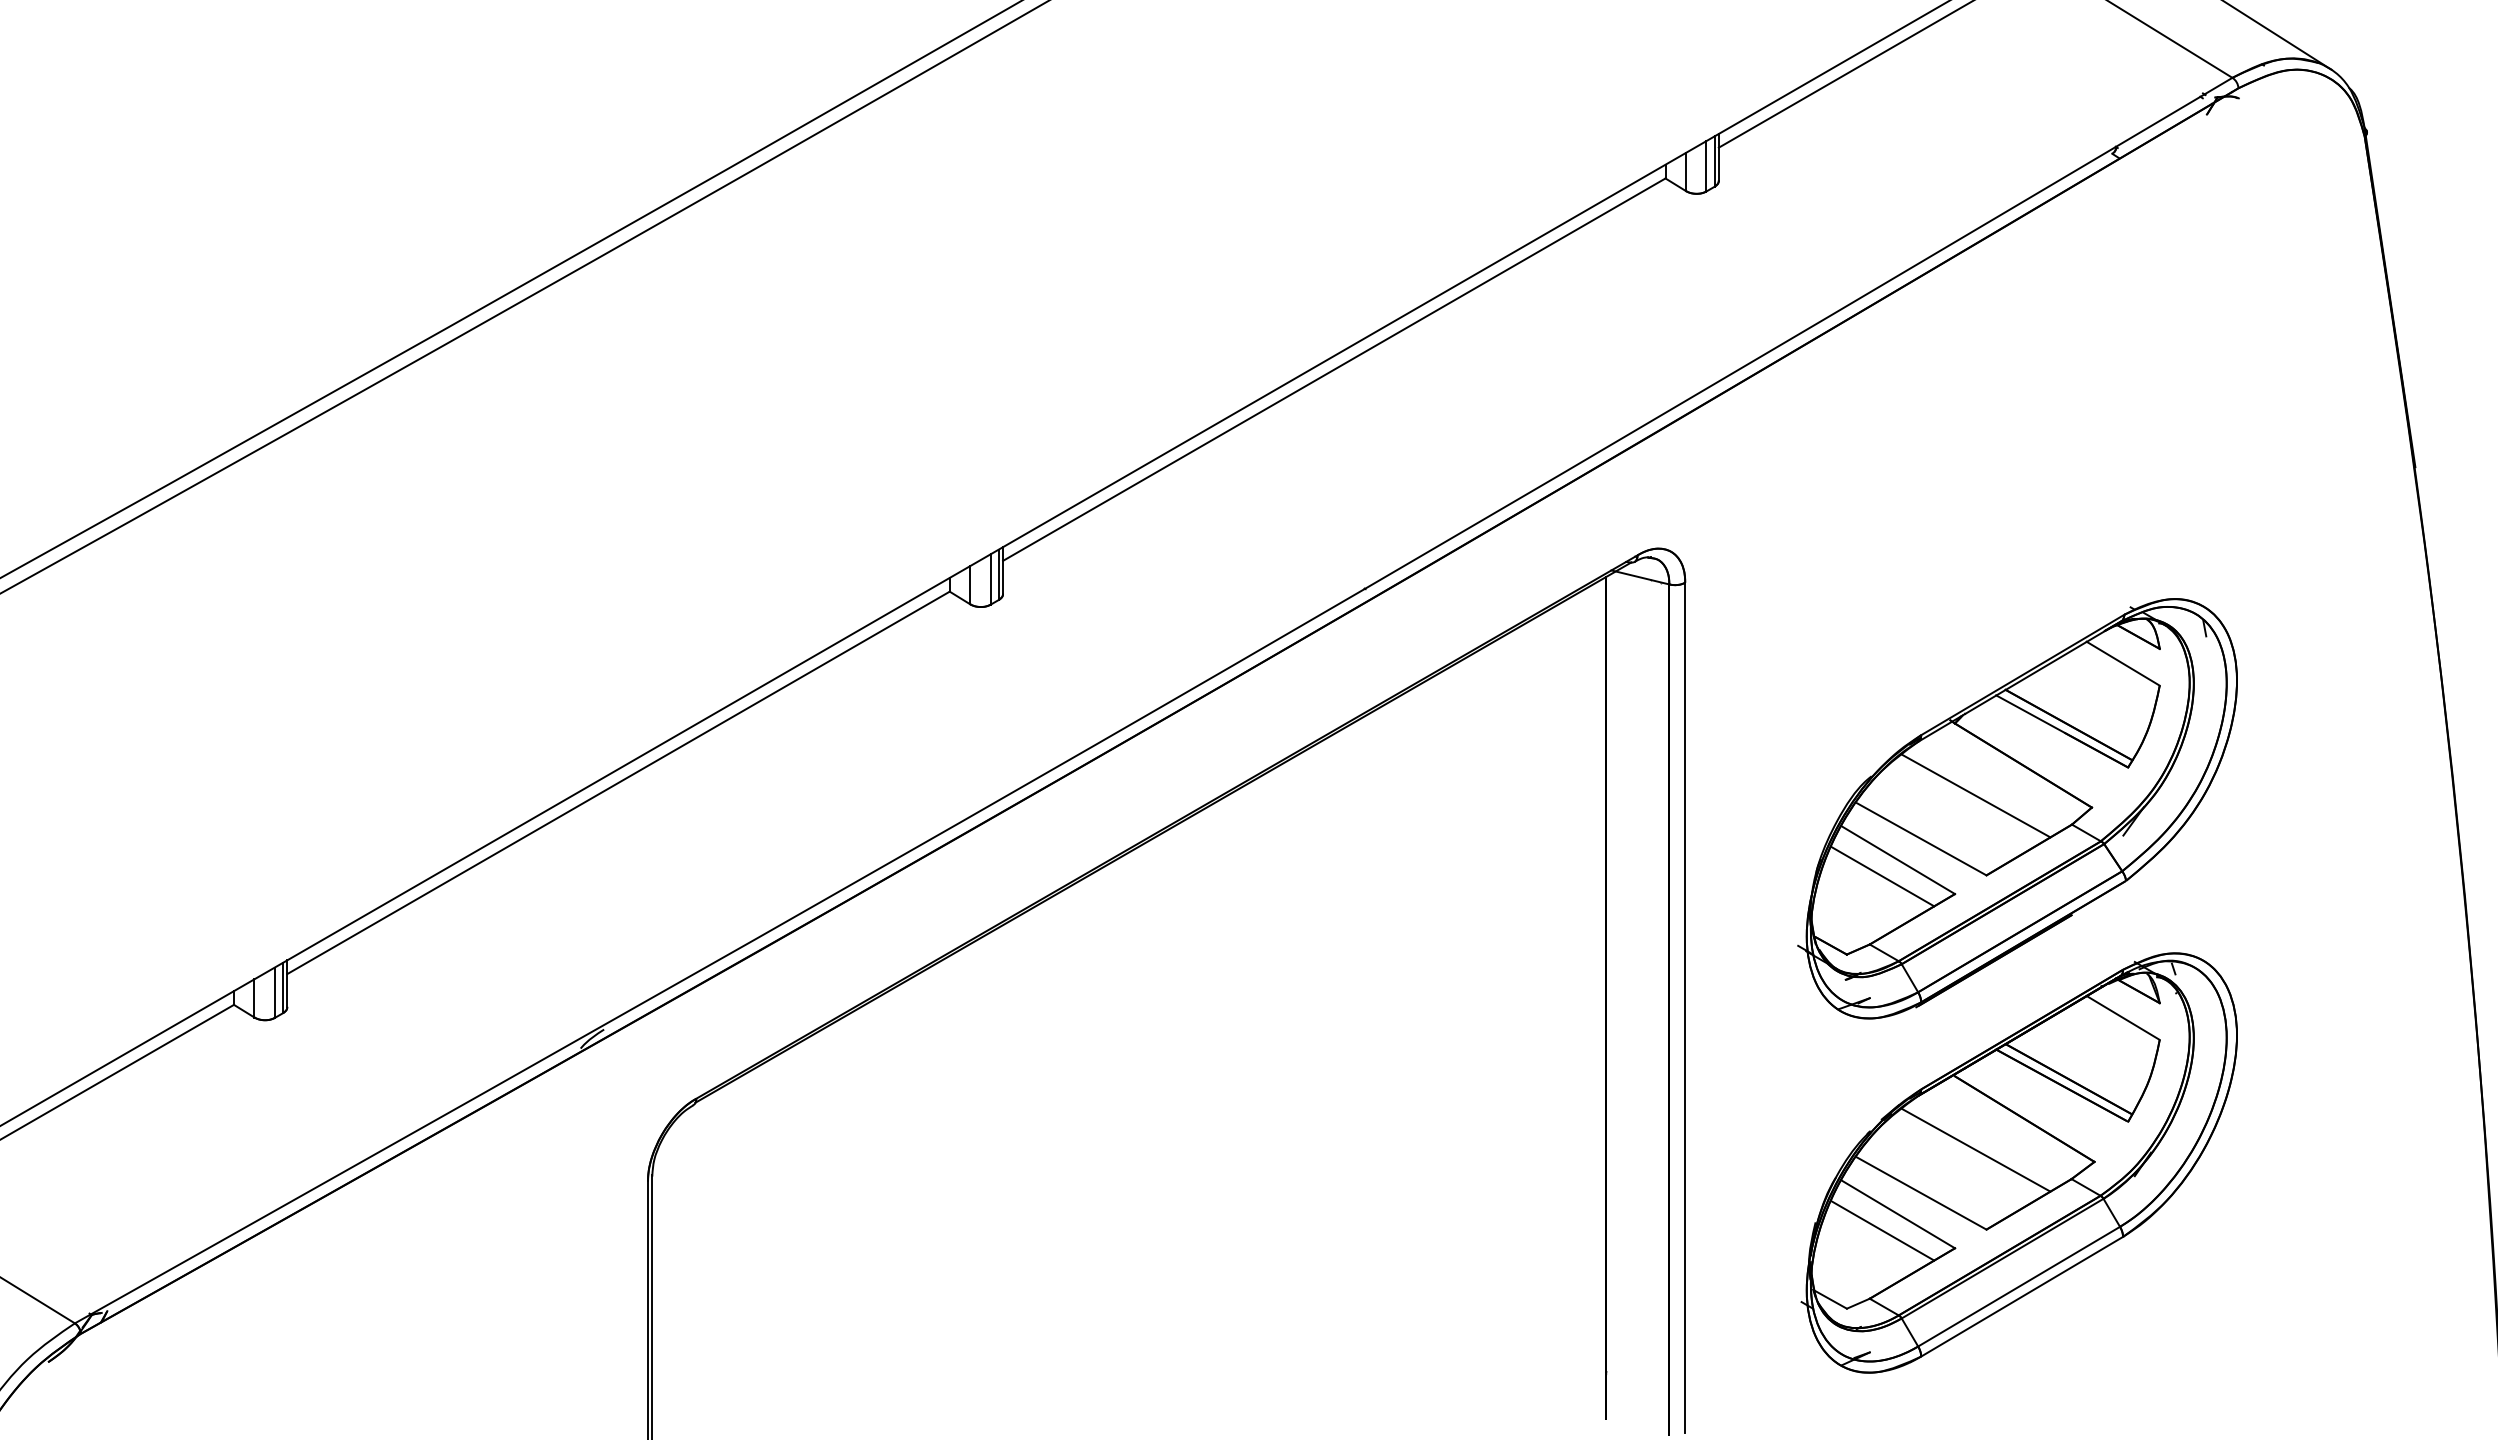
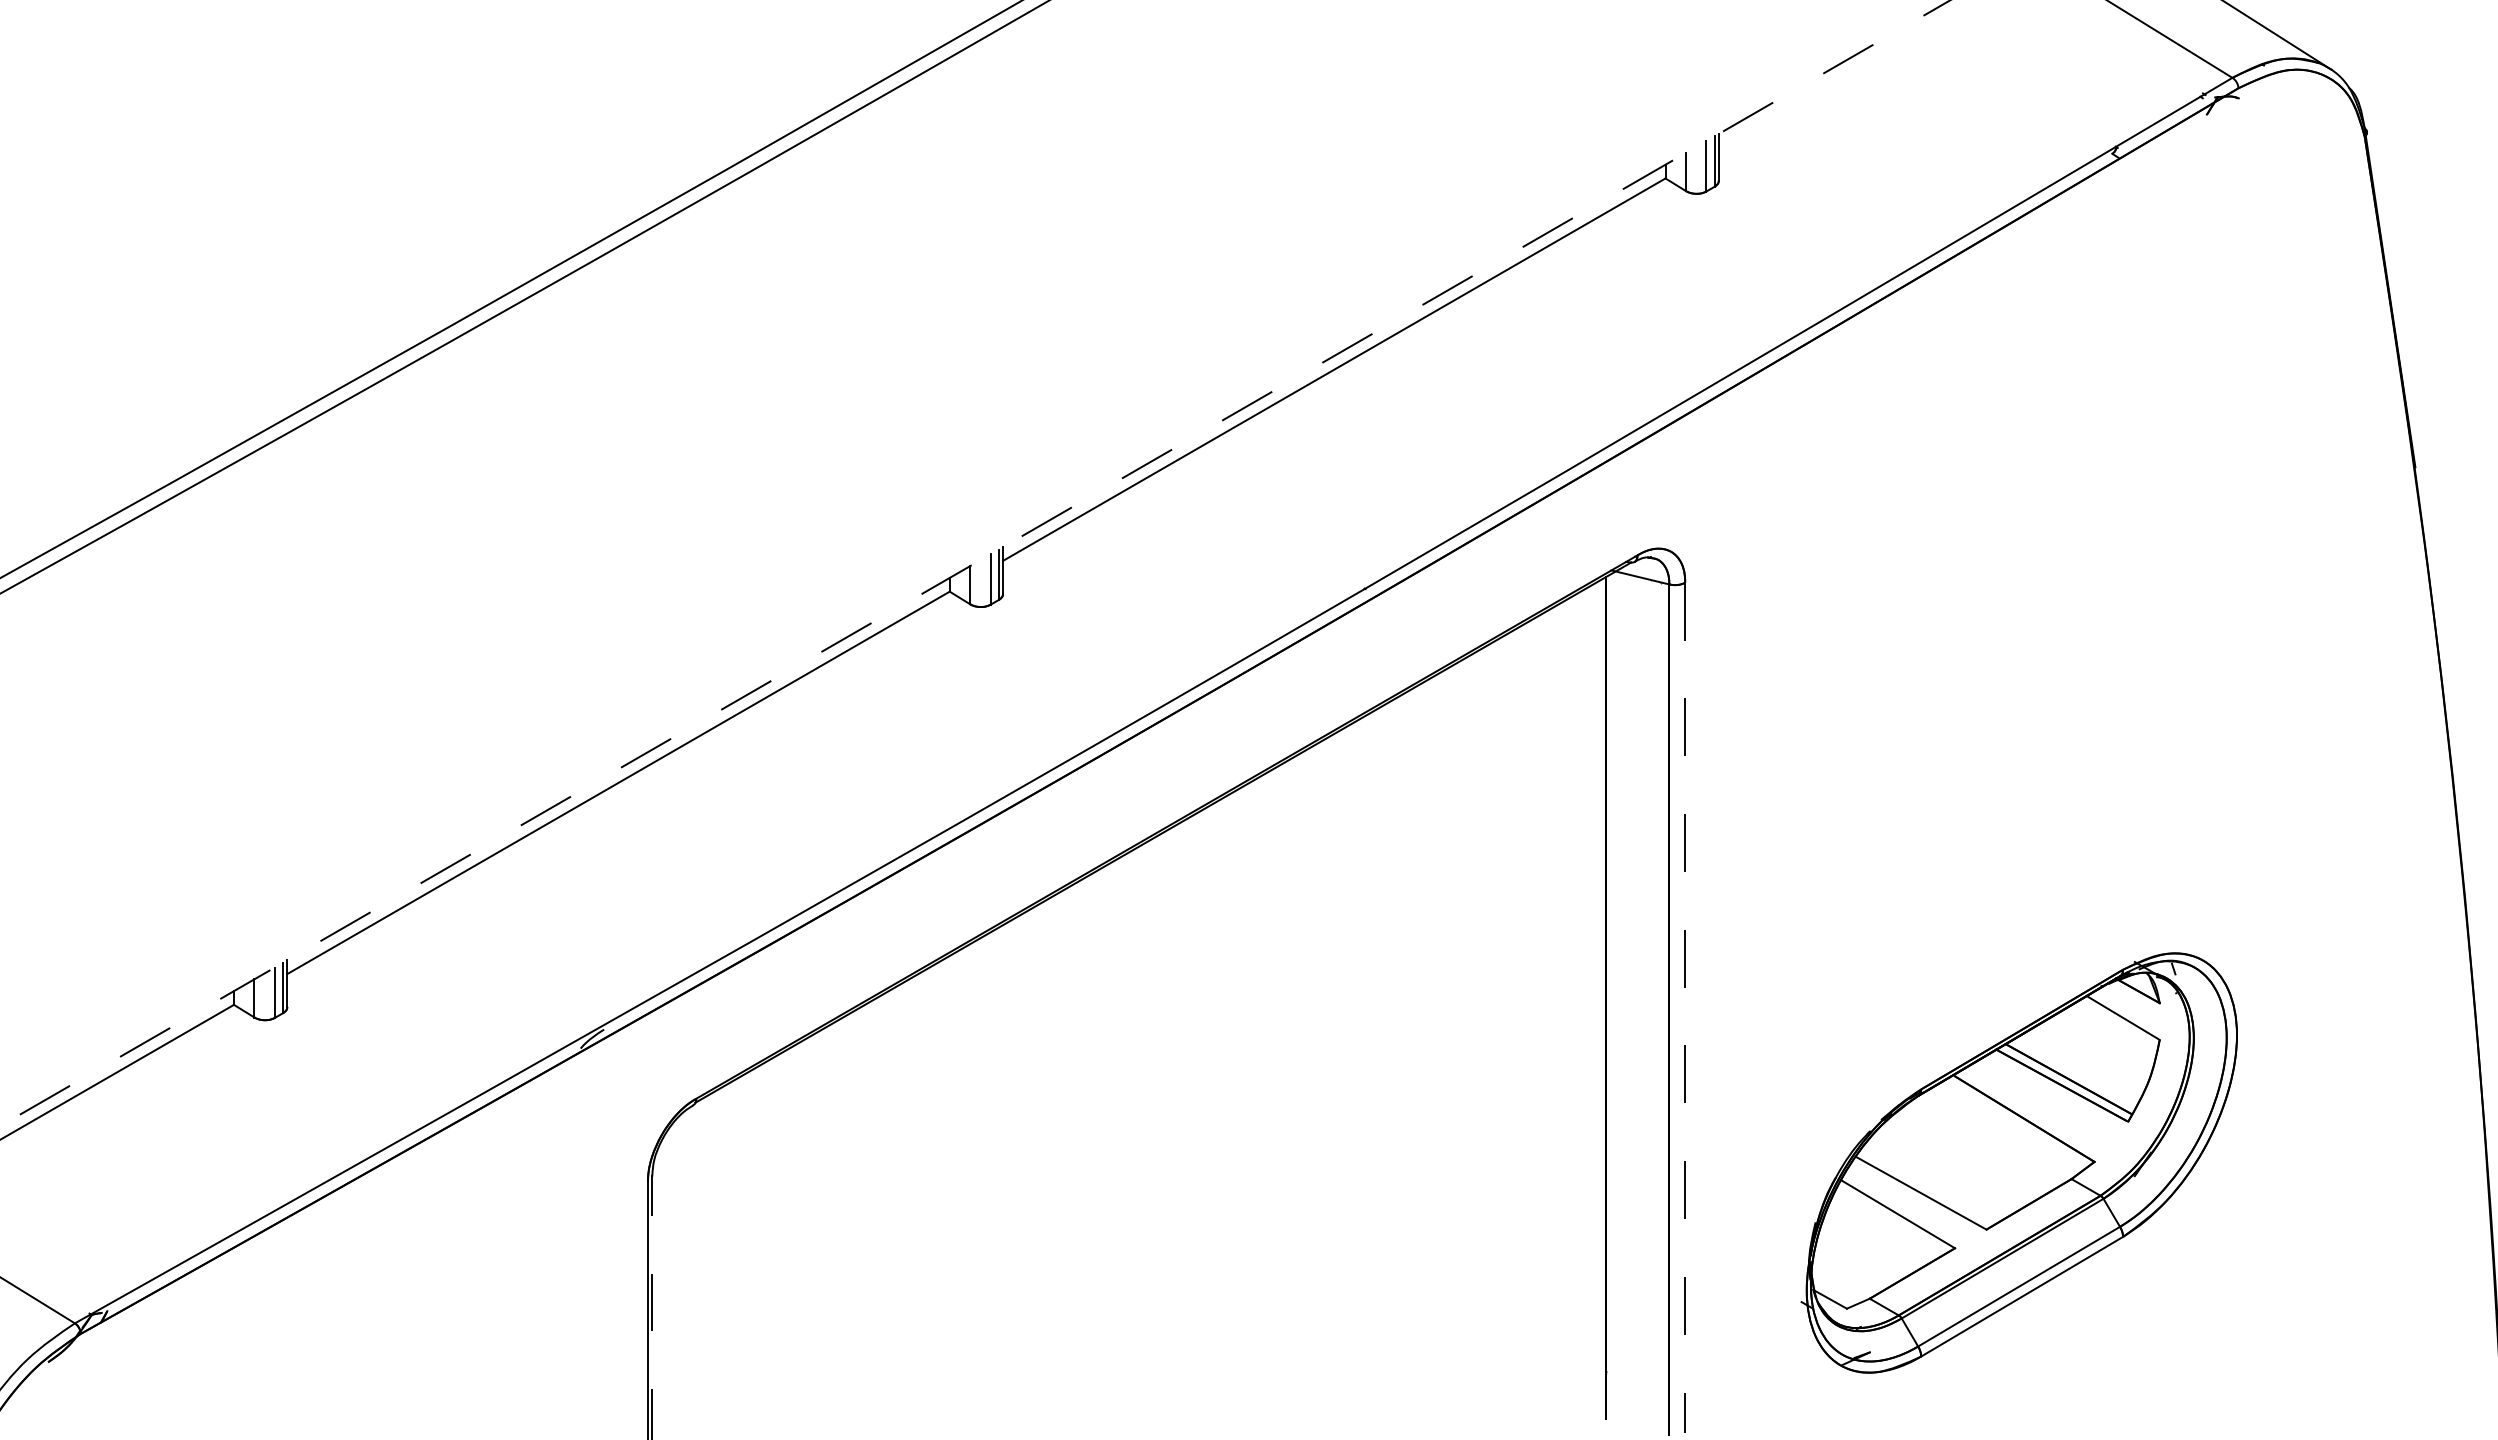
line: present -> none (1844, 74)
line: solid -> dashed (975, 563)
part: present -> none (2017, 808)
line: solid -> dashed (1685, 1008)
line: present -> none (1976, 1150)
line: present -> none (1882, 1230)
line: solid -> dashed (652, 1307)
